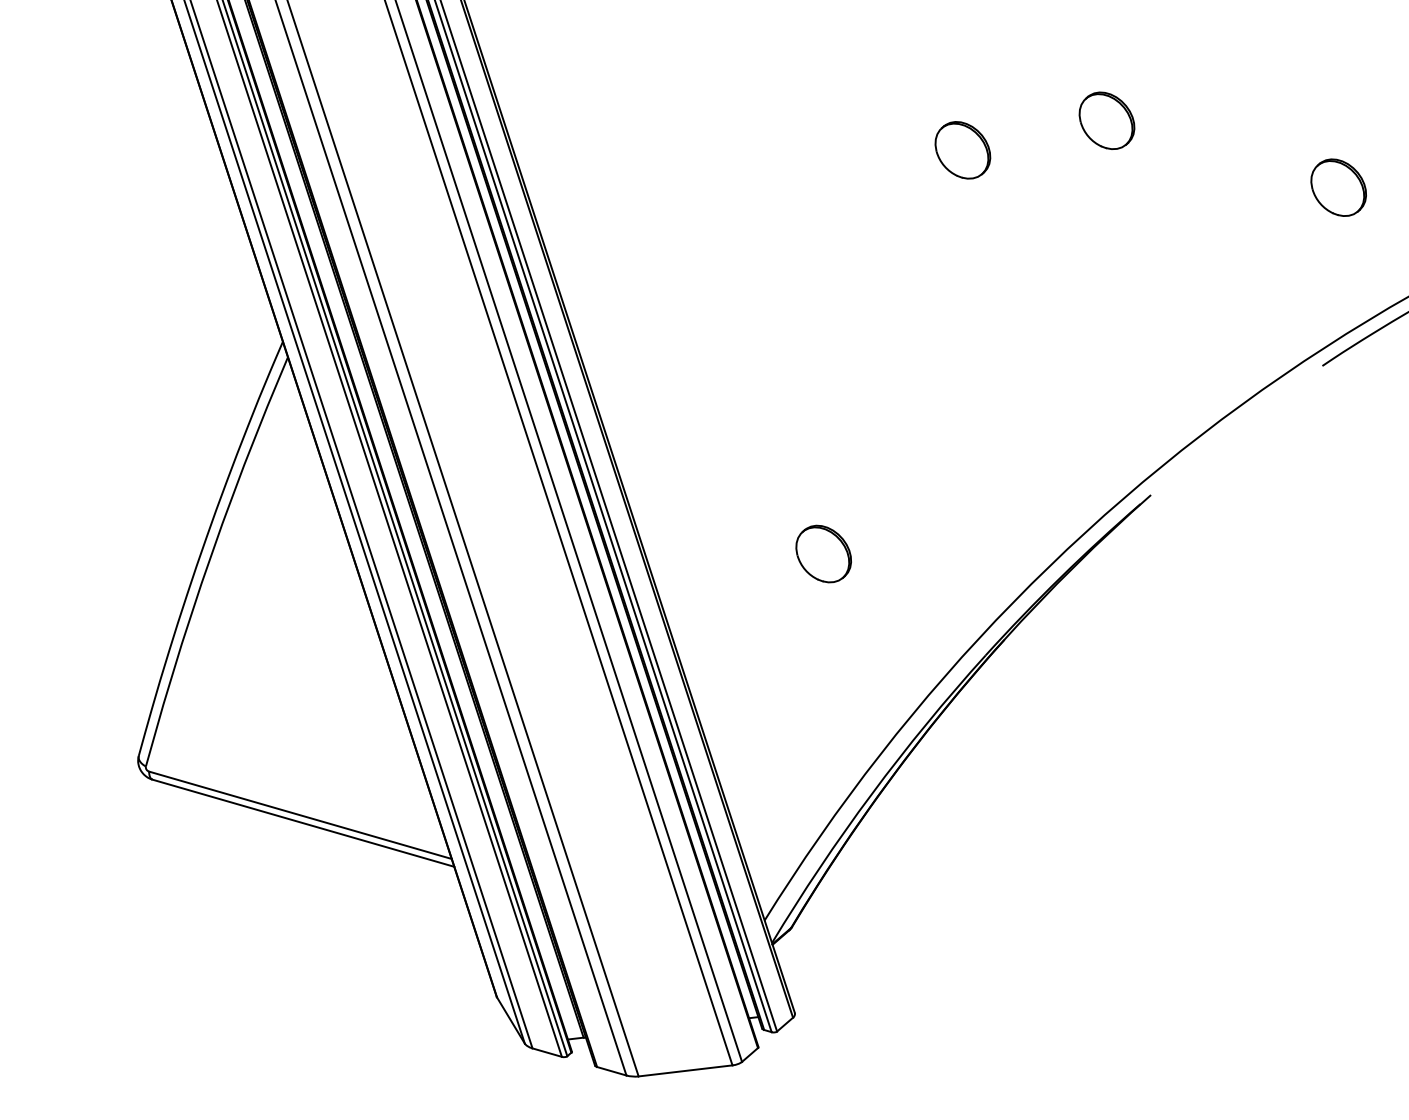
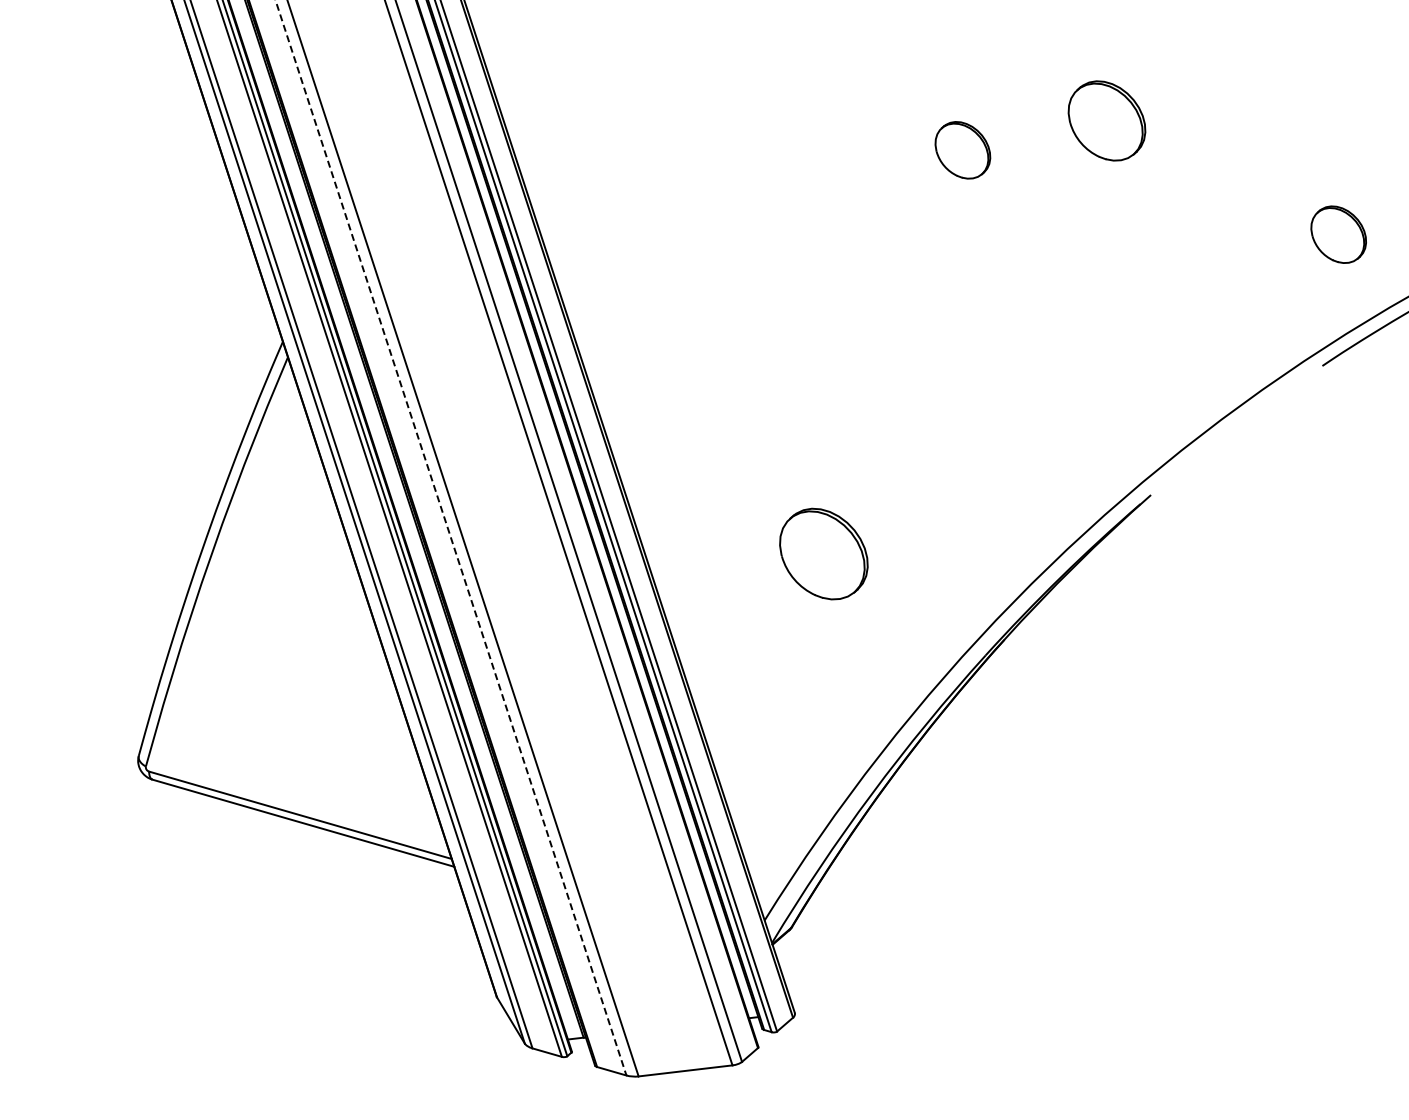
part size: 58x59 px -> 80x82 px (1106, 120)
part position: (1338, 187) -> (1338, 234) (1338, 234)
line: solid -> dashed (451, 538)
part size: 57x60 px -> 90x94 px (823, 553)
